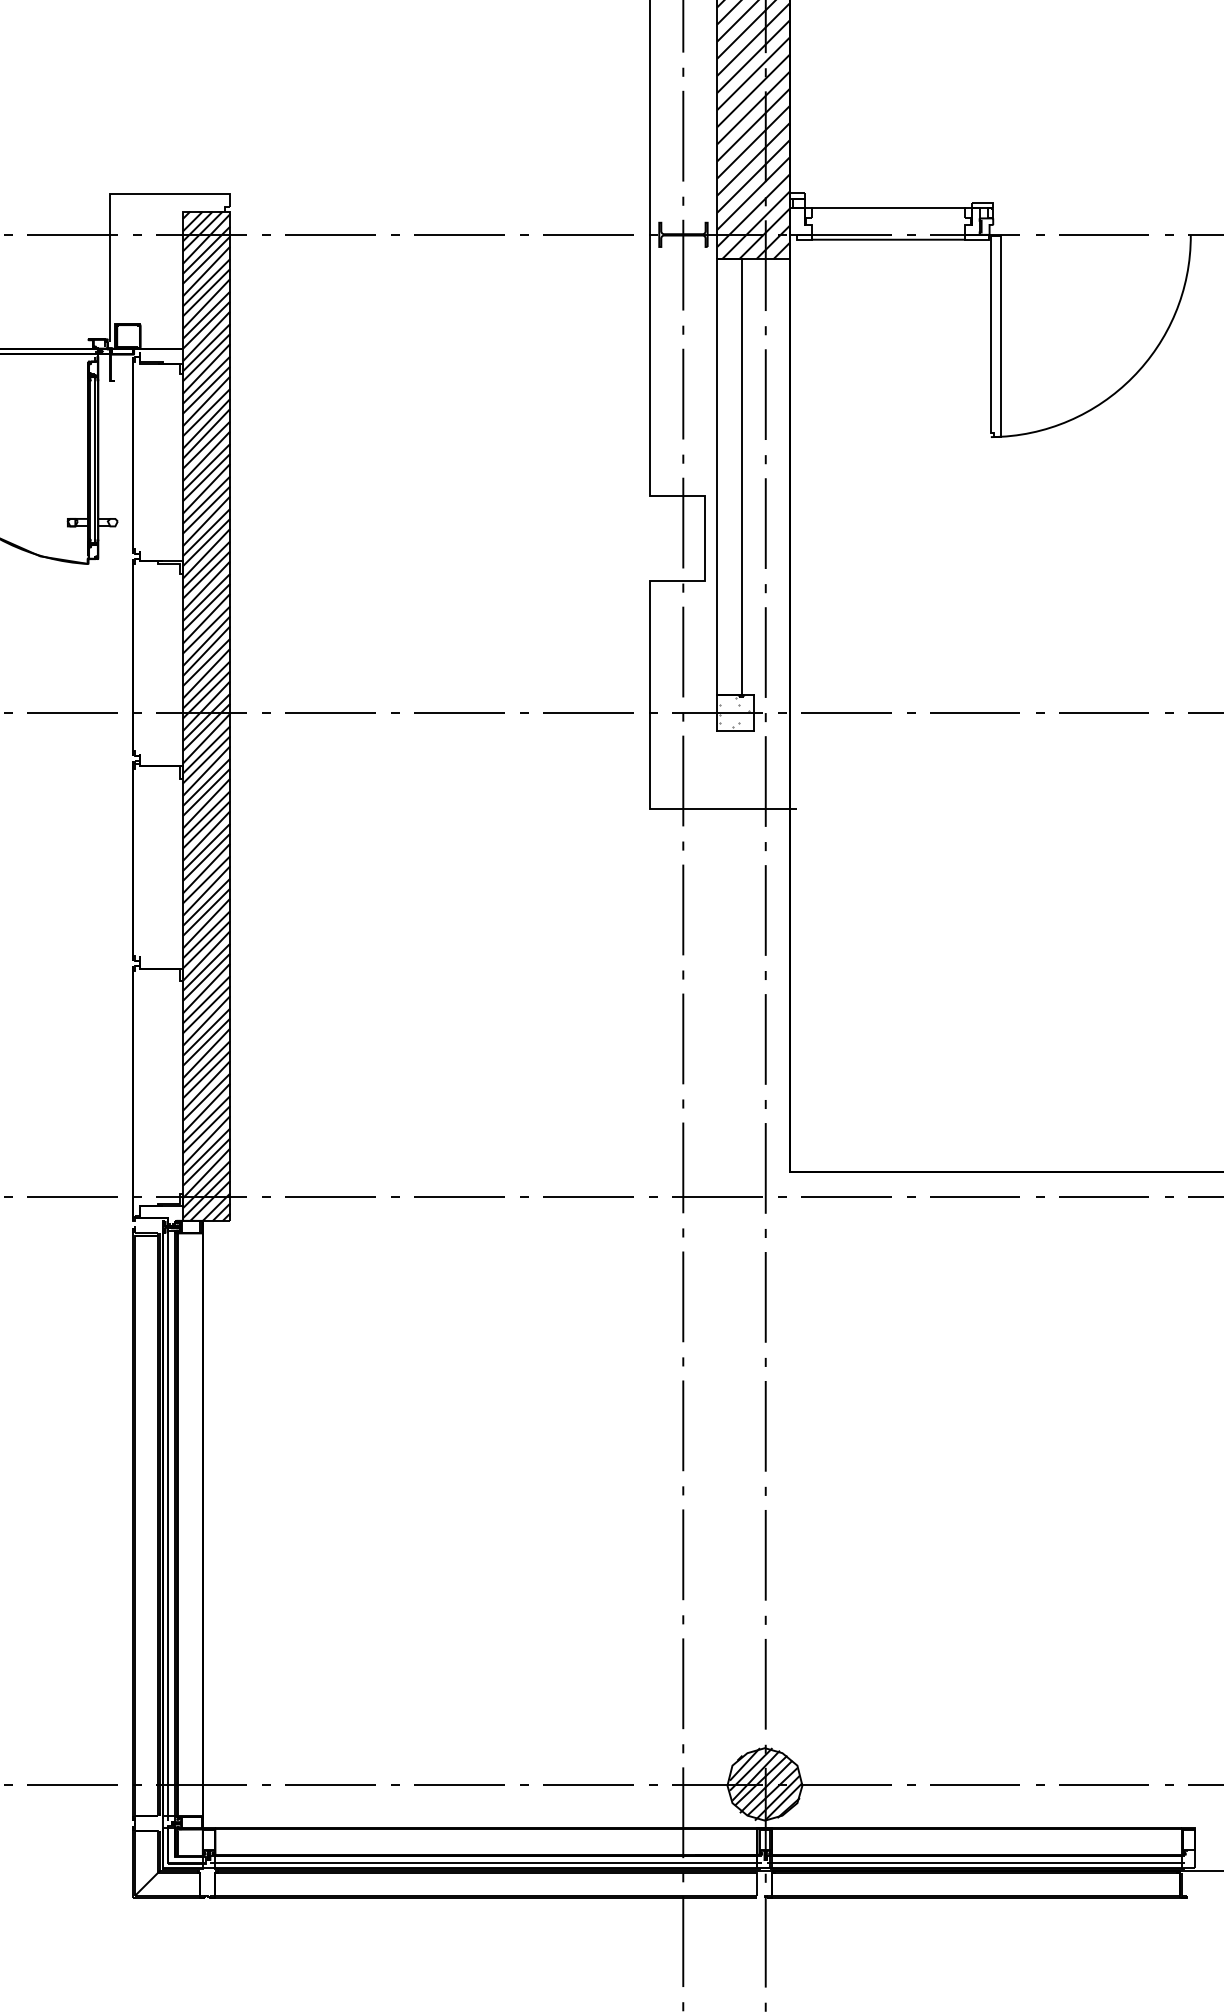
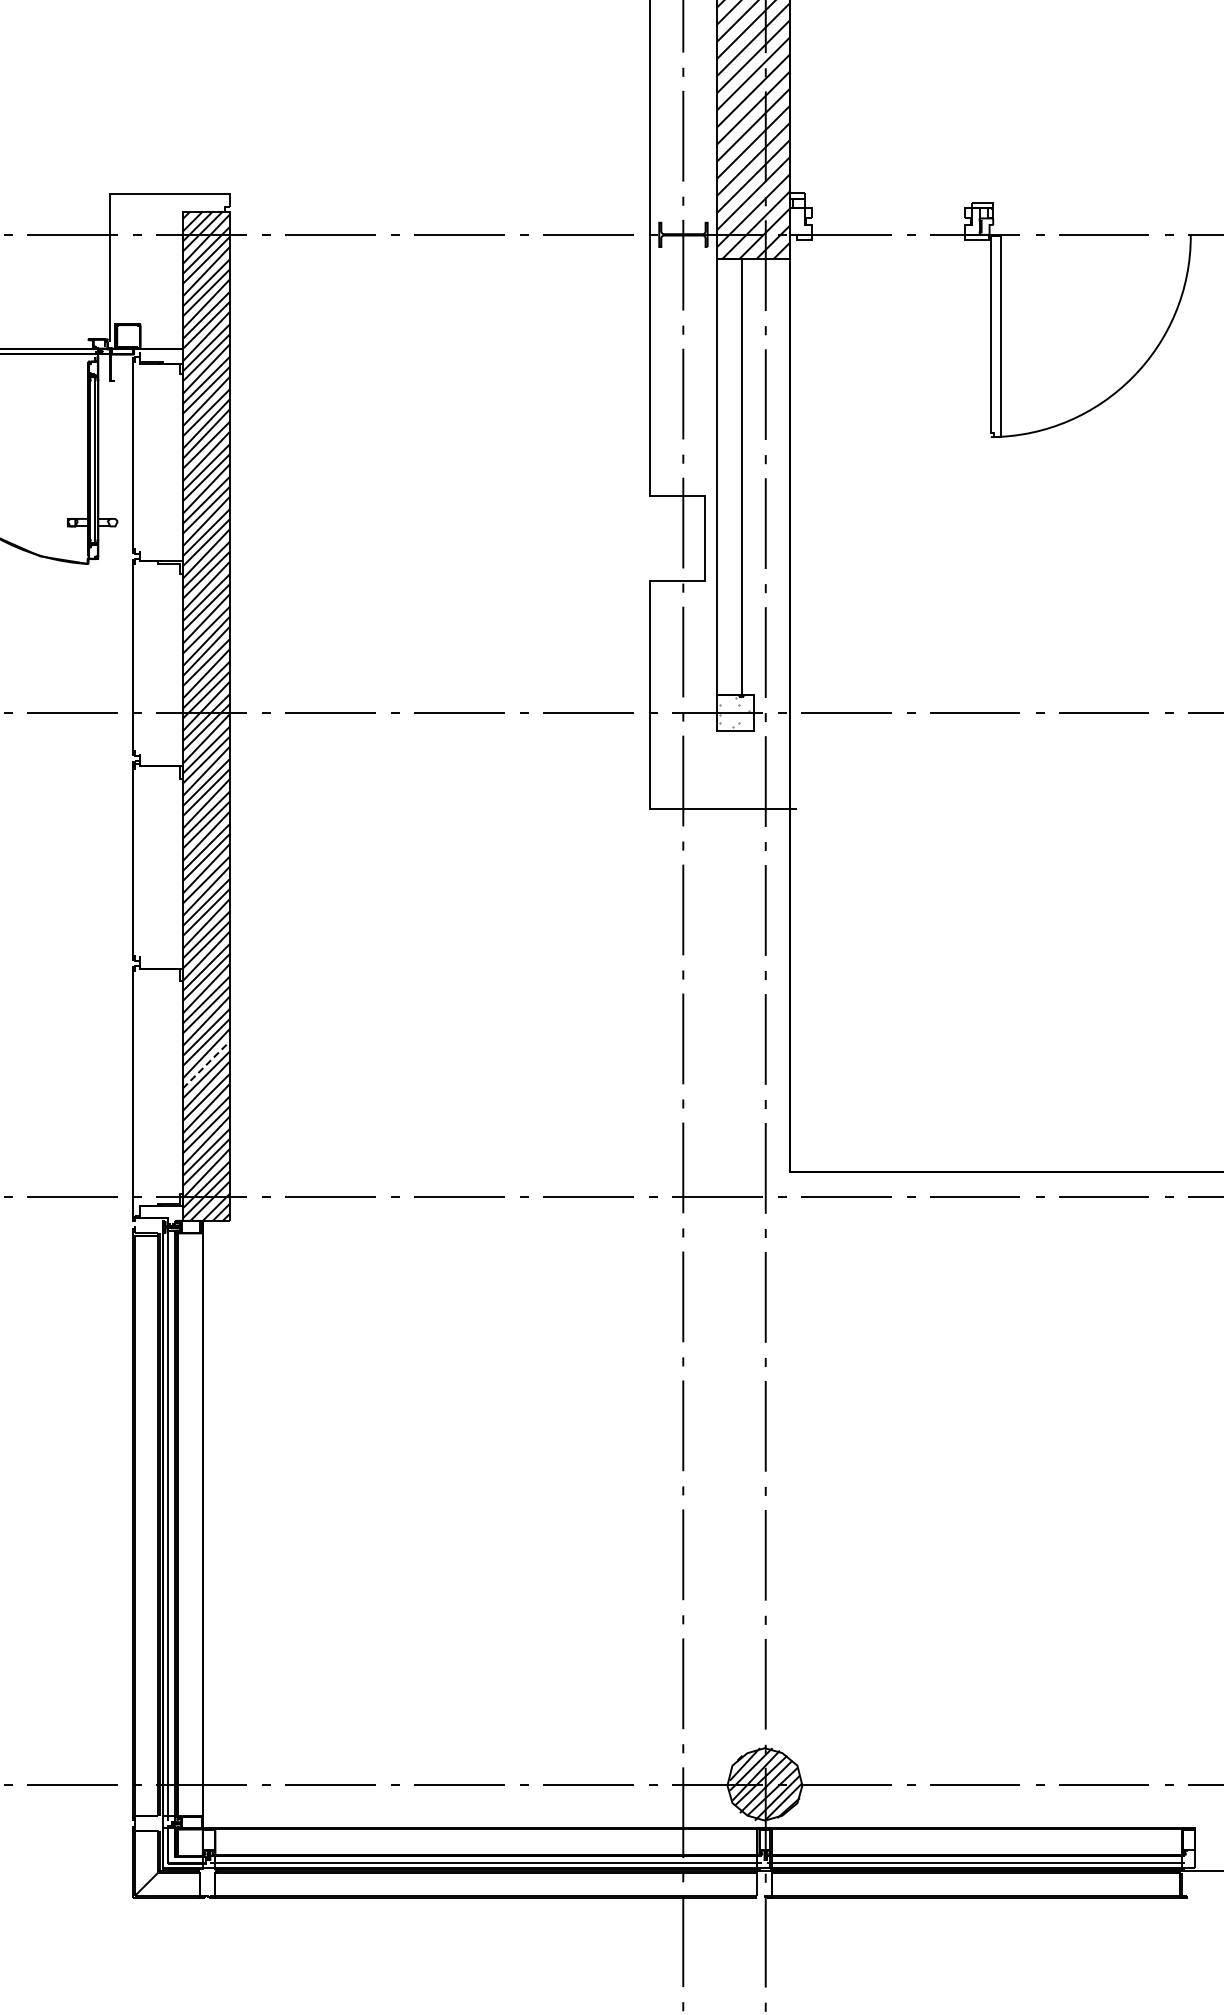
line: present -> none (888, 208)
line: present -> none (888, 239)
line: solid -> dashed (206, 1064)
